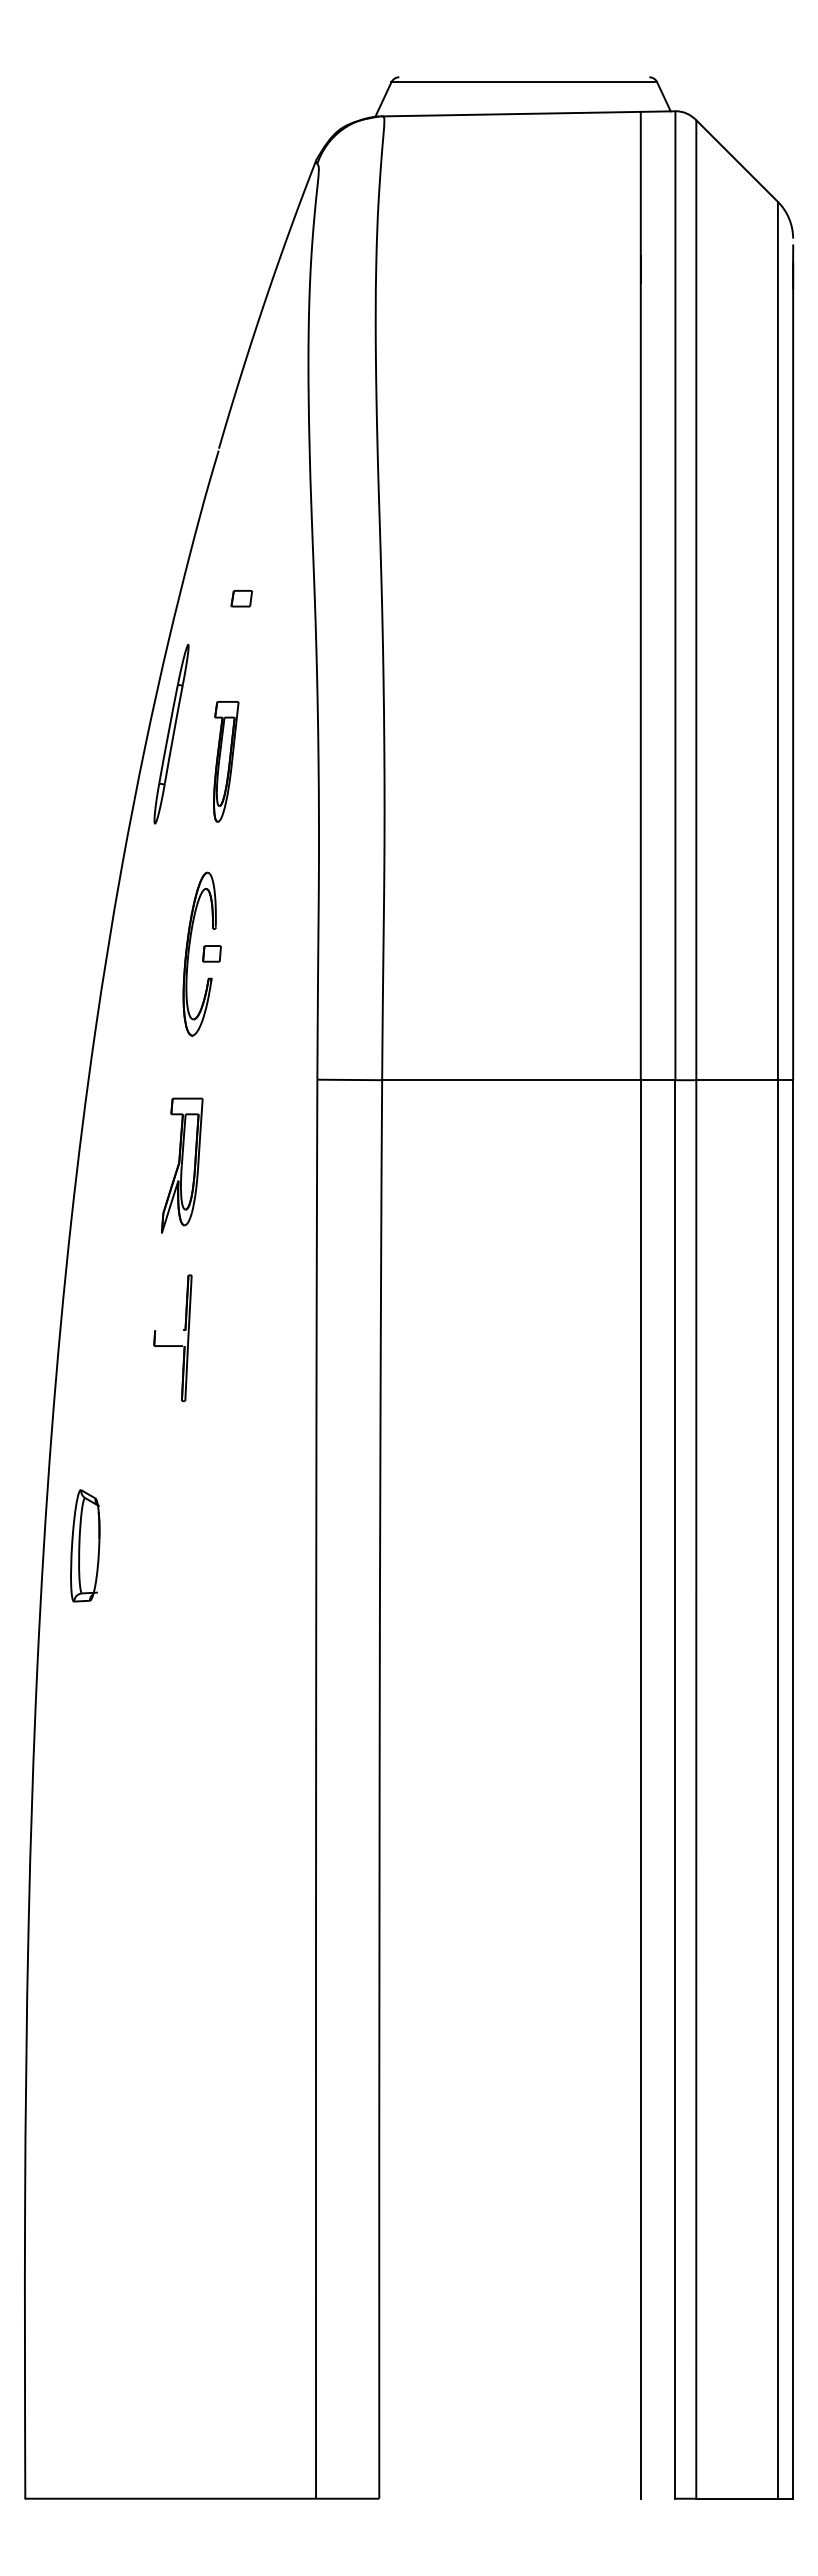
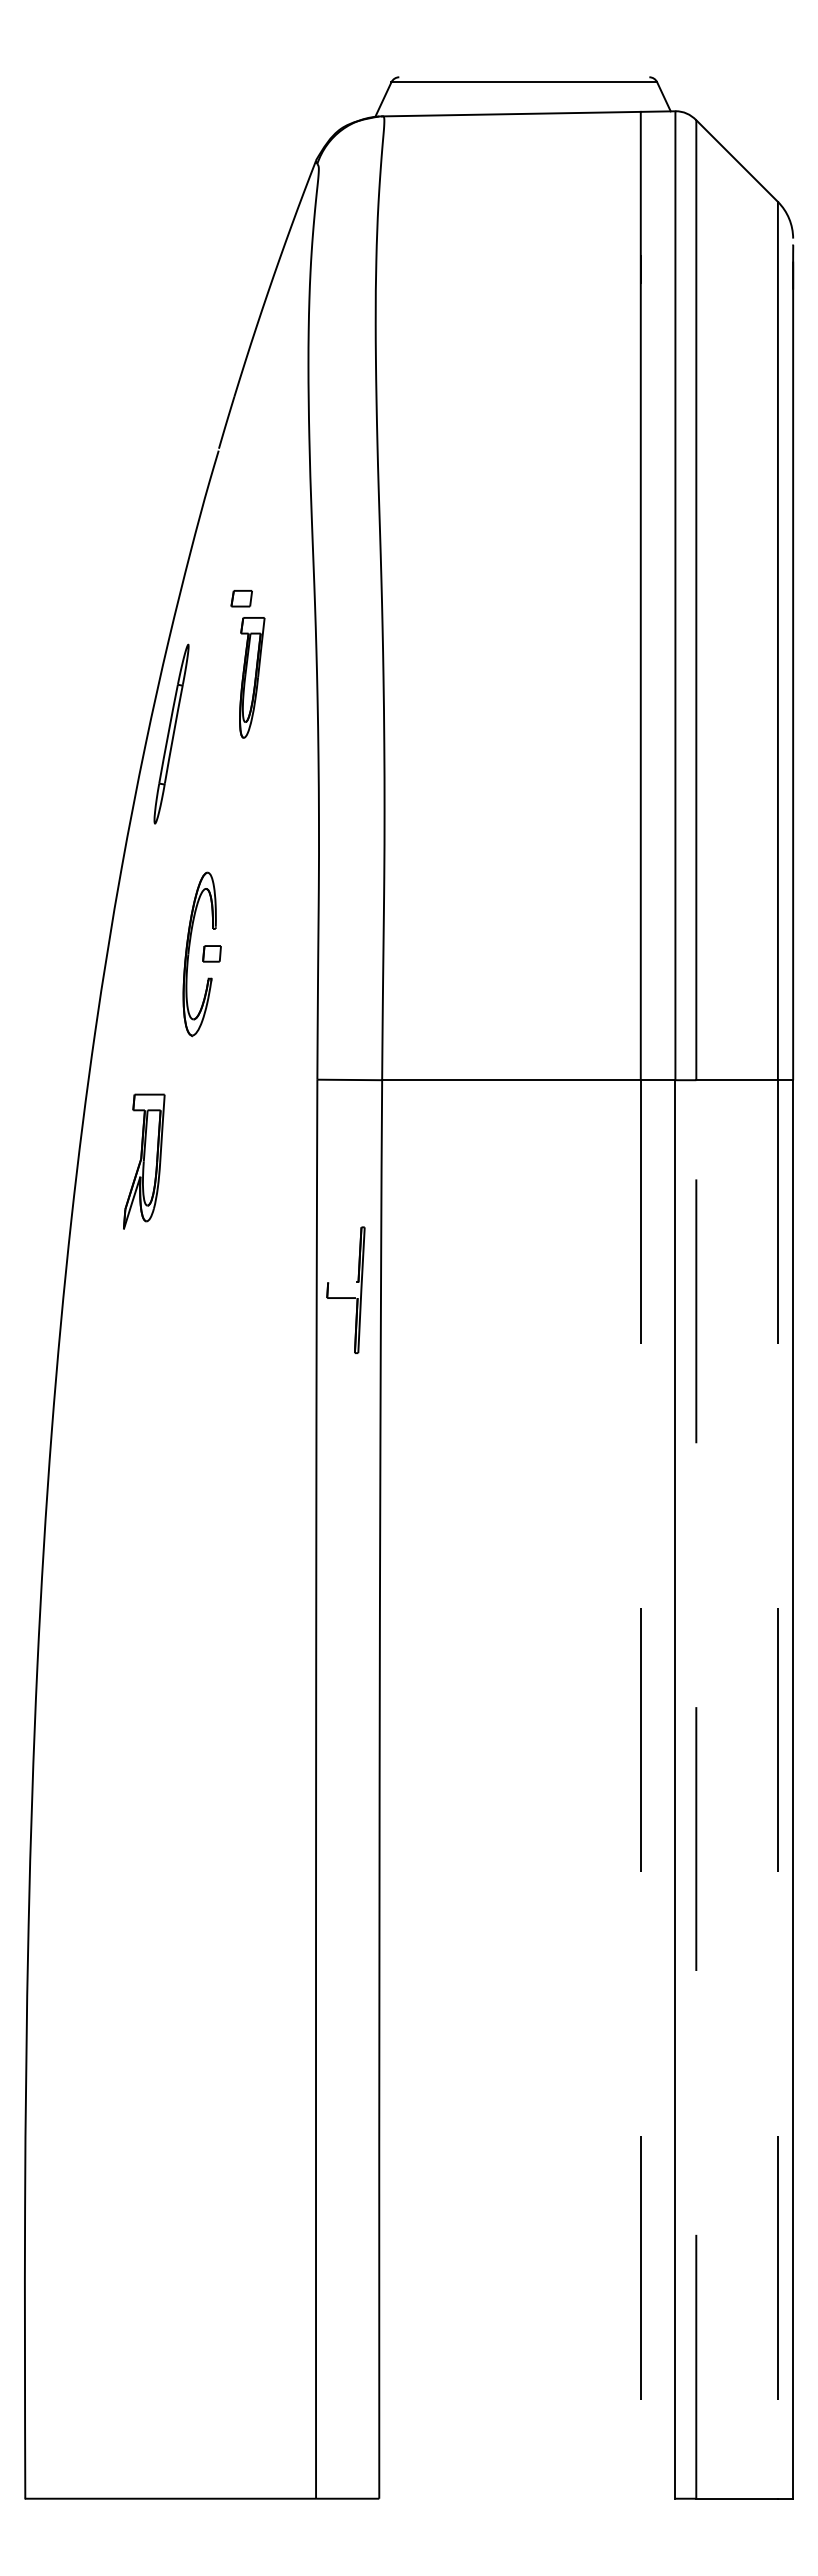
part position: (226, 761) -> (252, 677) (252, 677)
part position: (182, 1165) -> (144, 1161) (144, 1161)
part position: (172, 1345) -> (345, 1297) (345, 1297)
part: present -> none (85, 1545)
line: solid -> dashed (696, 1788)
line: solid -> dashed (640, 1789)
line: solid -> dashed (777, 1789)
